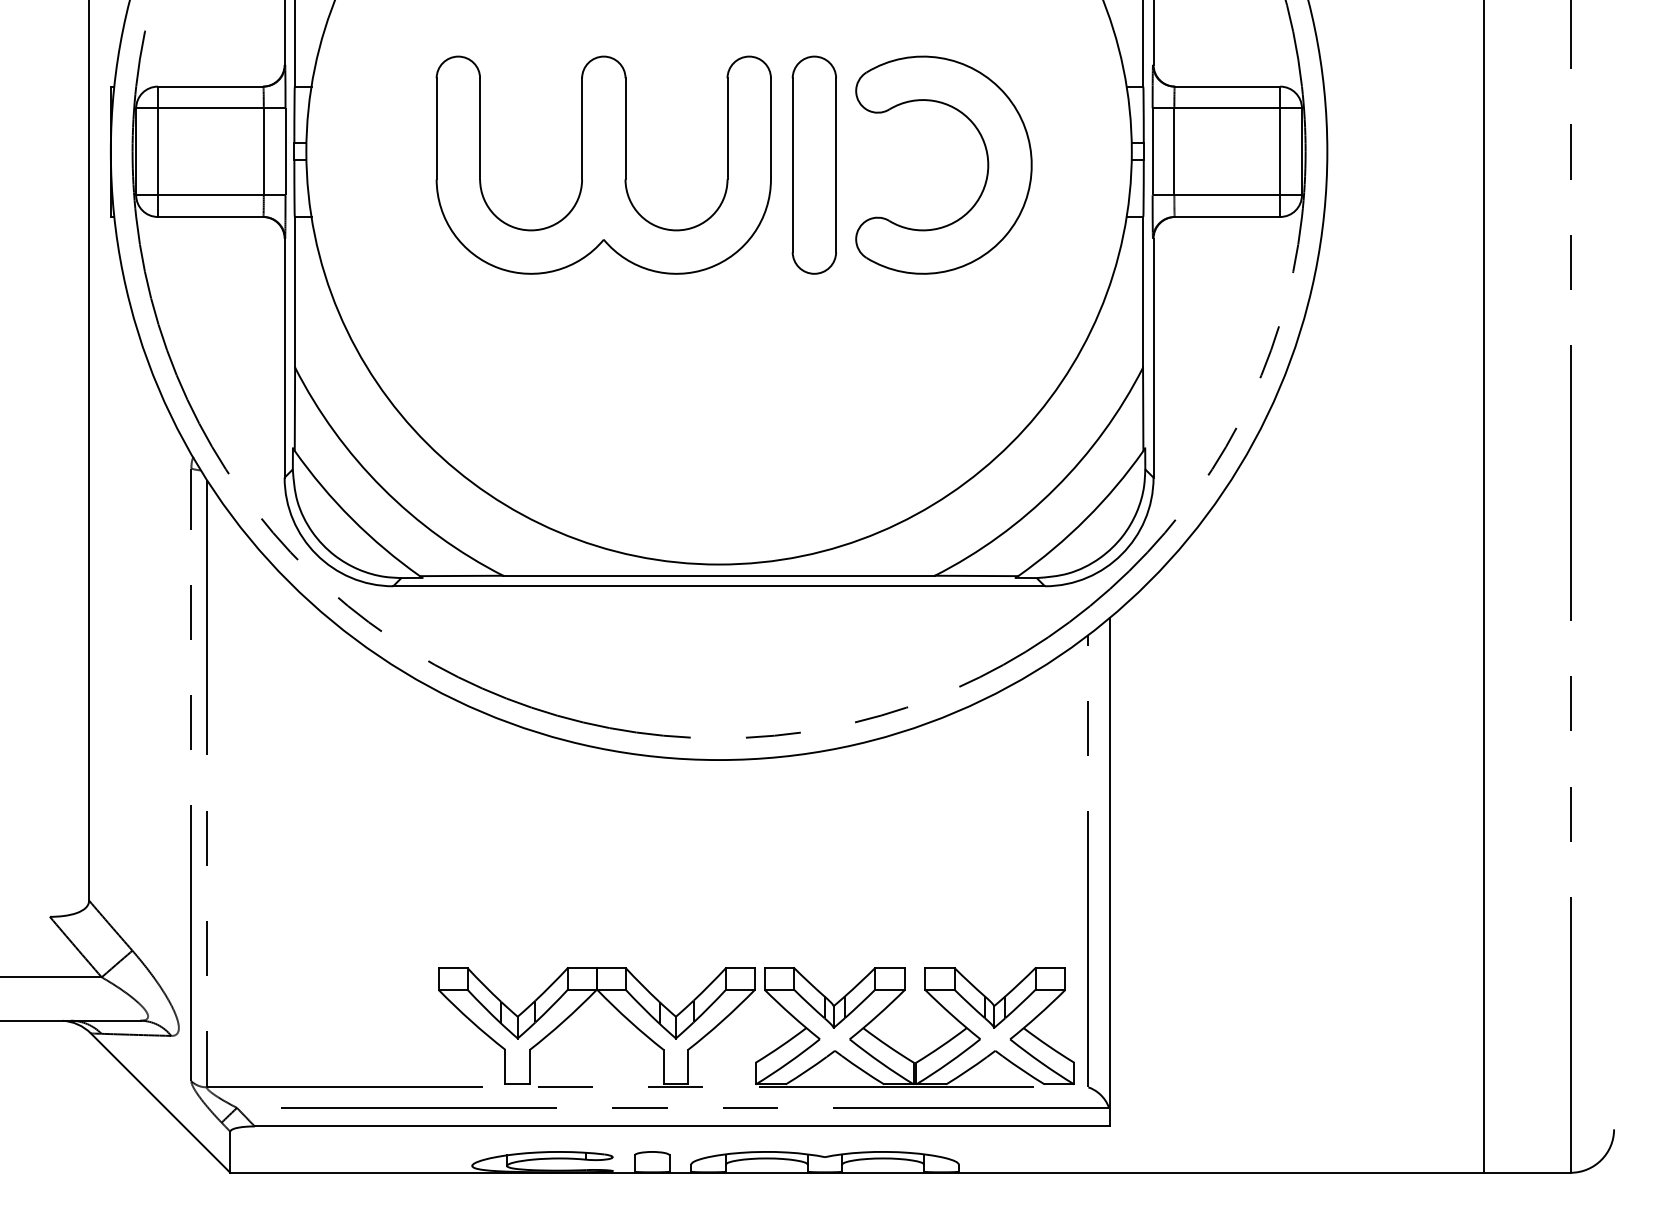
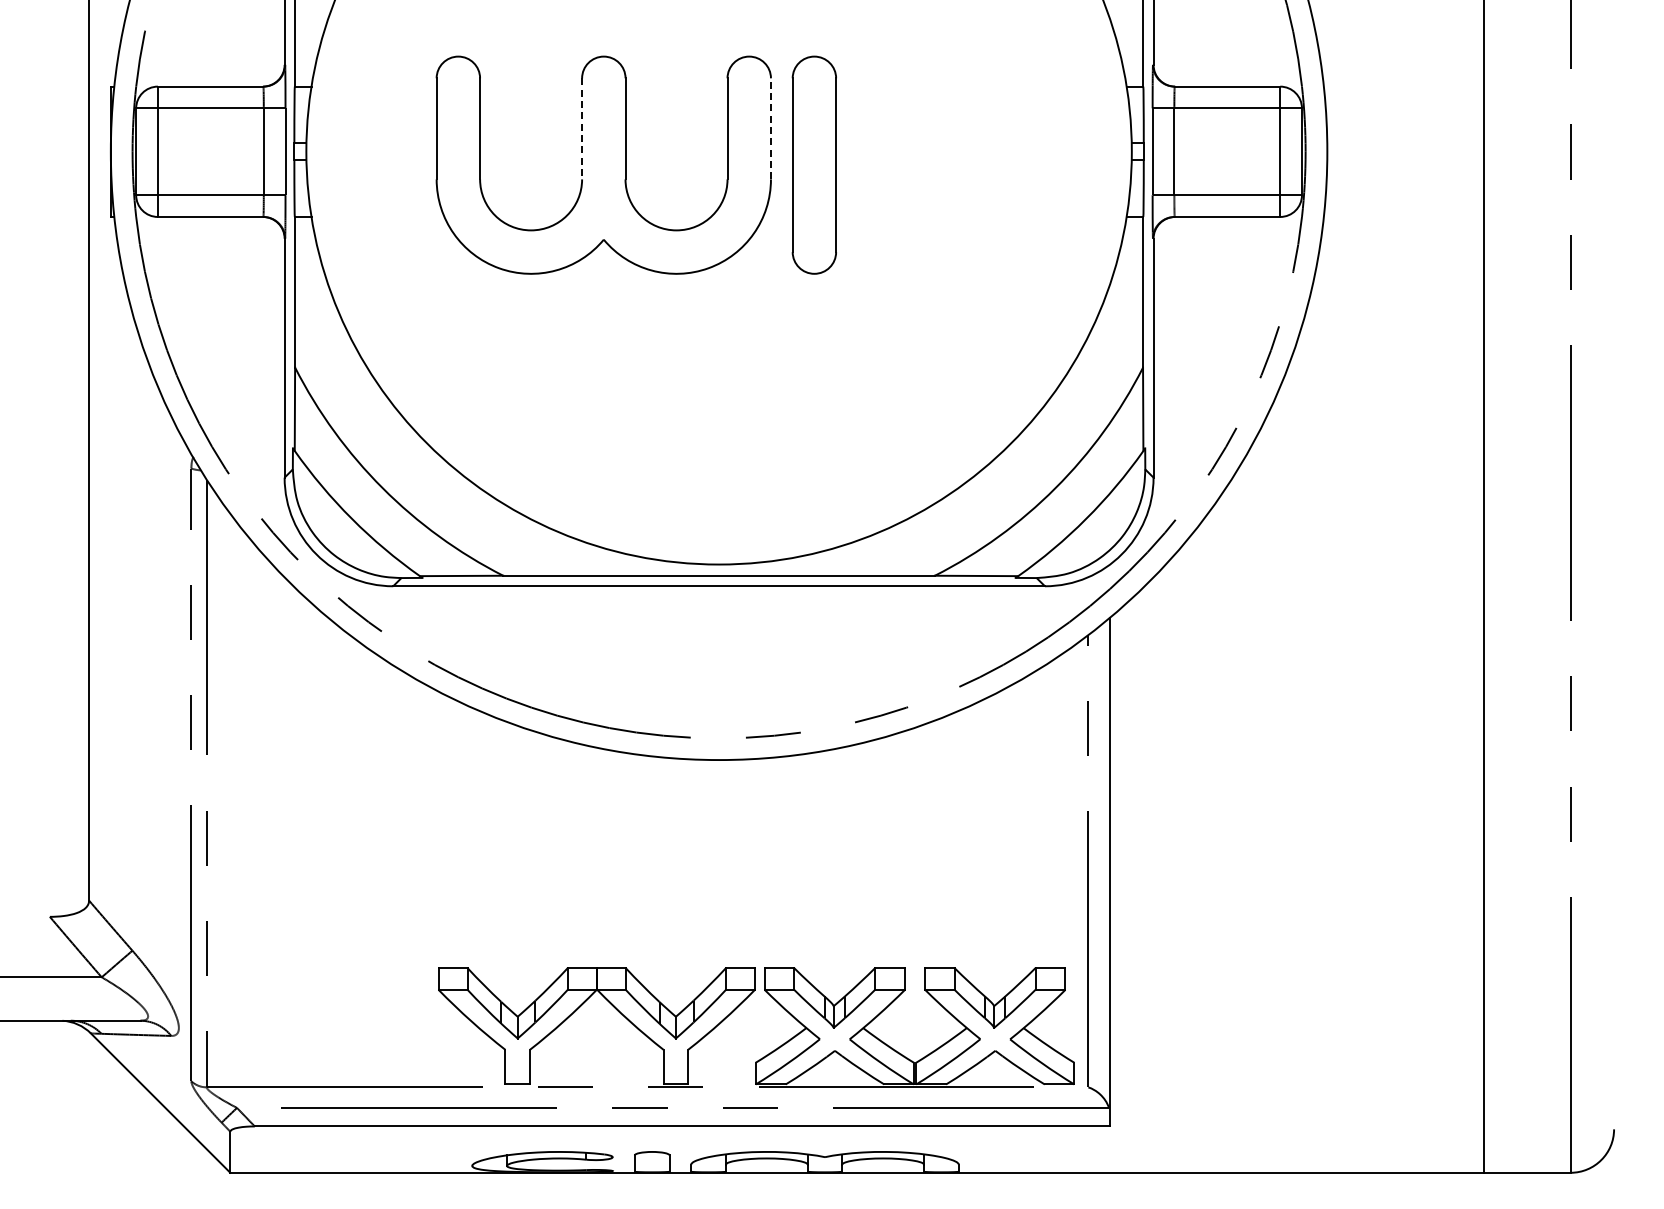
line: solid -> dashed (582, 128)
line: solid -> dashed (770, 128)
part: present -> none (986, 157)
